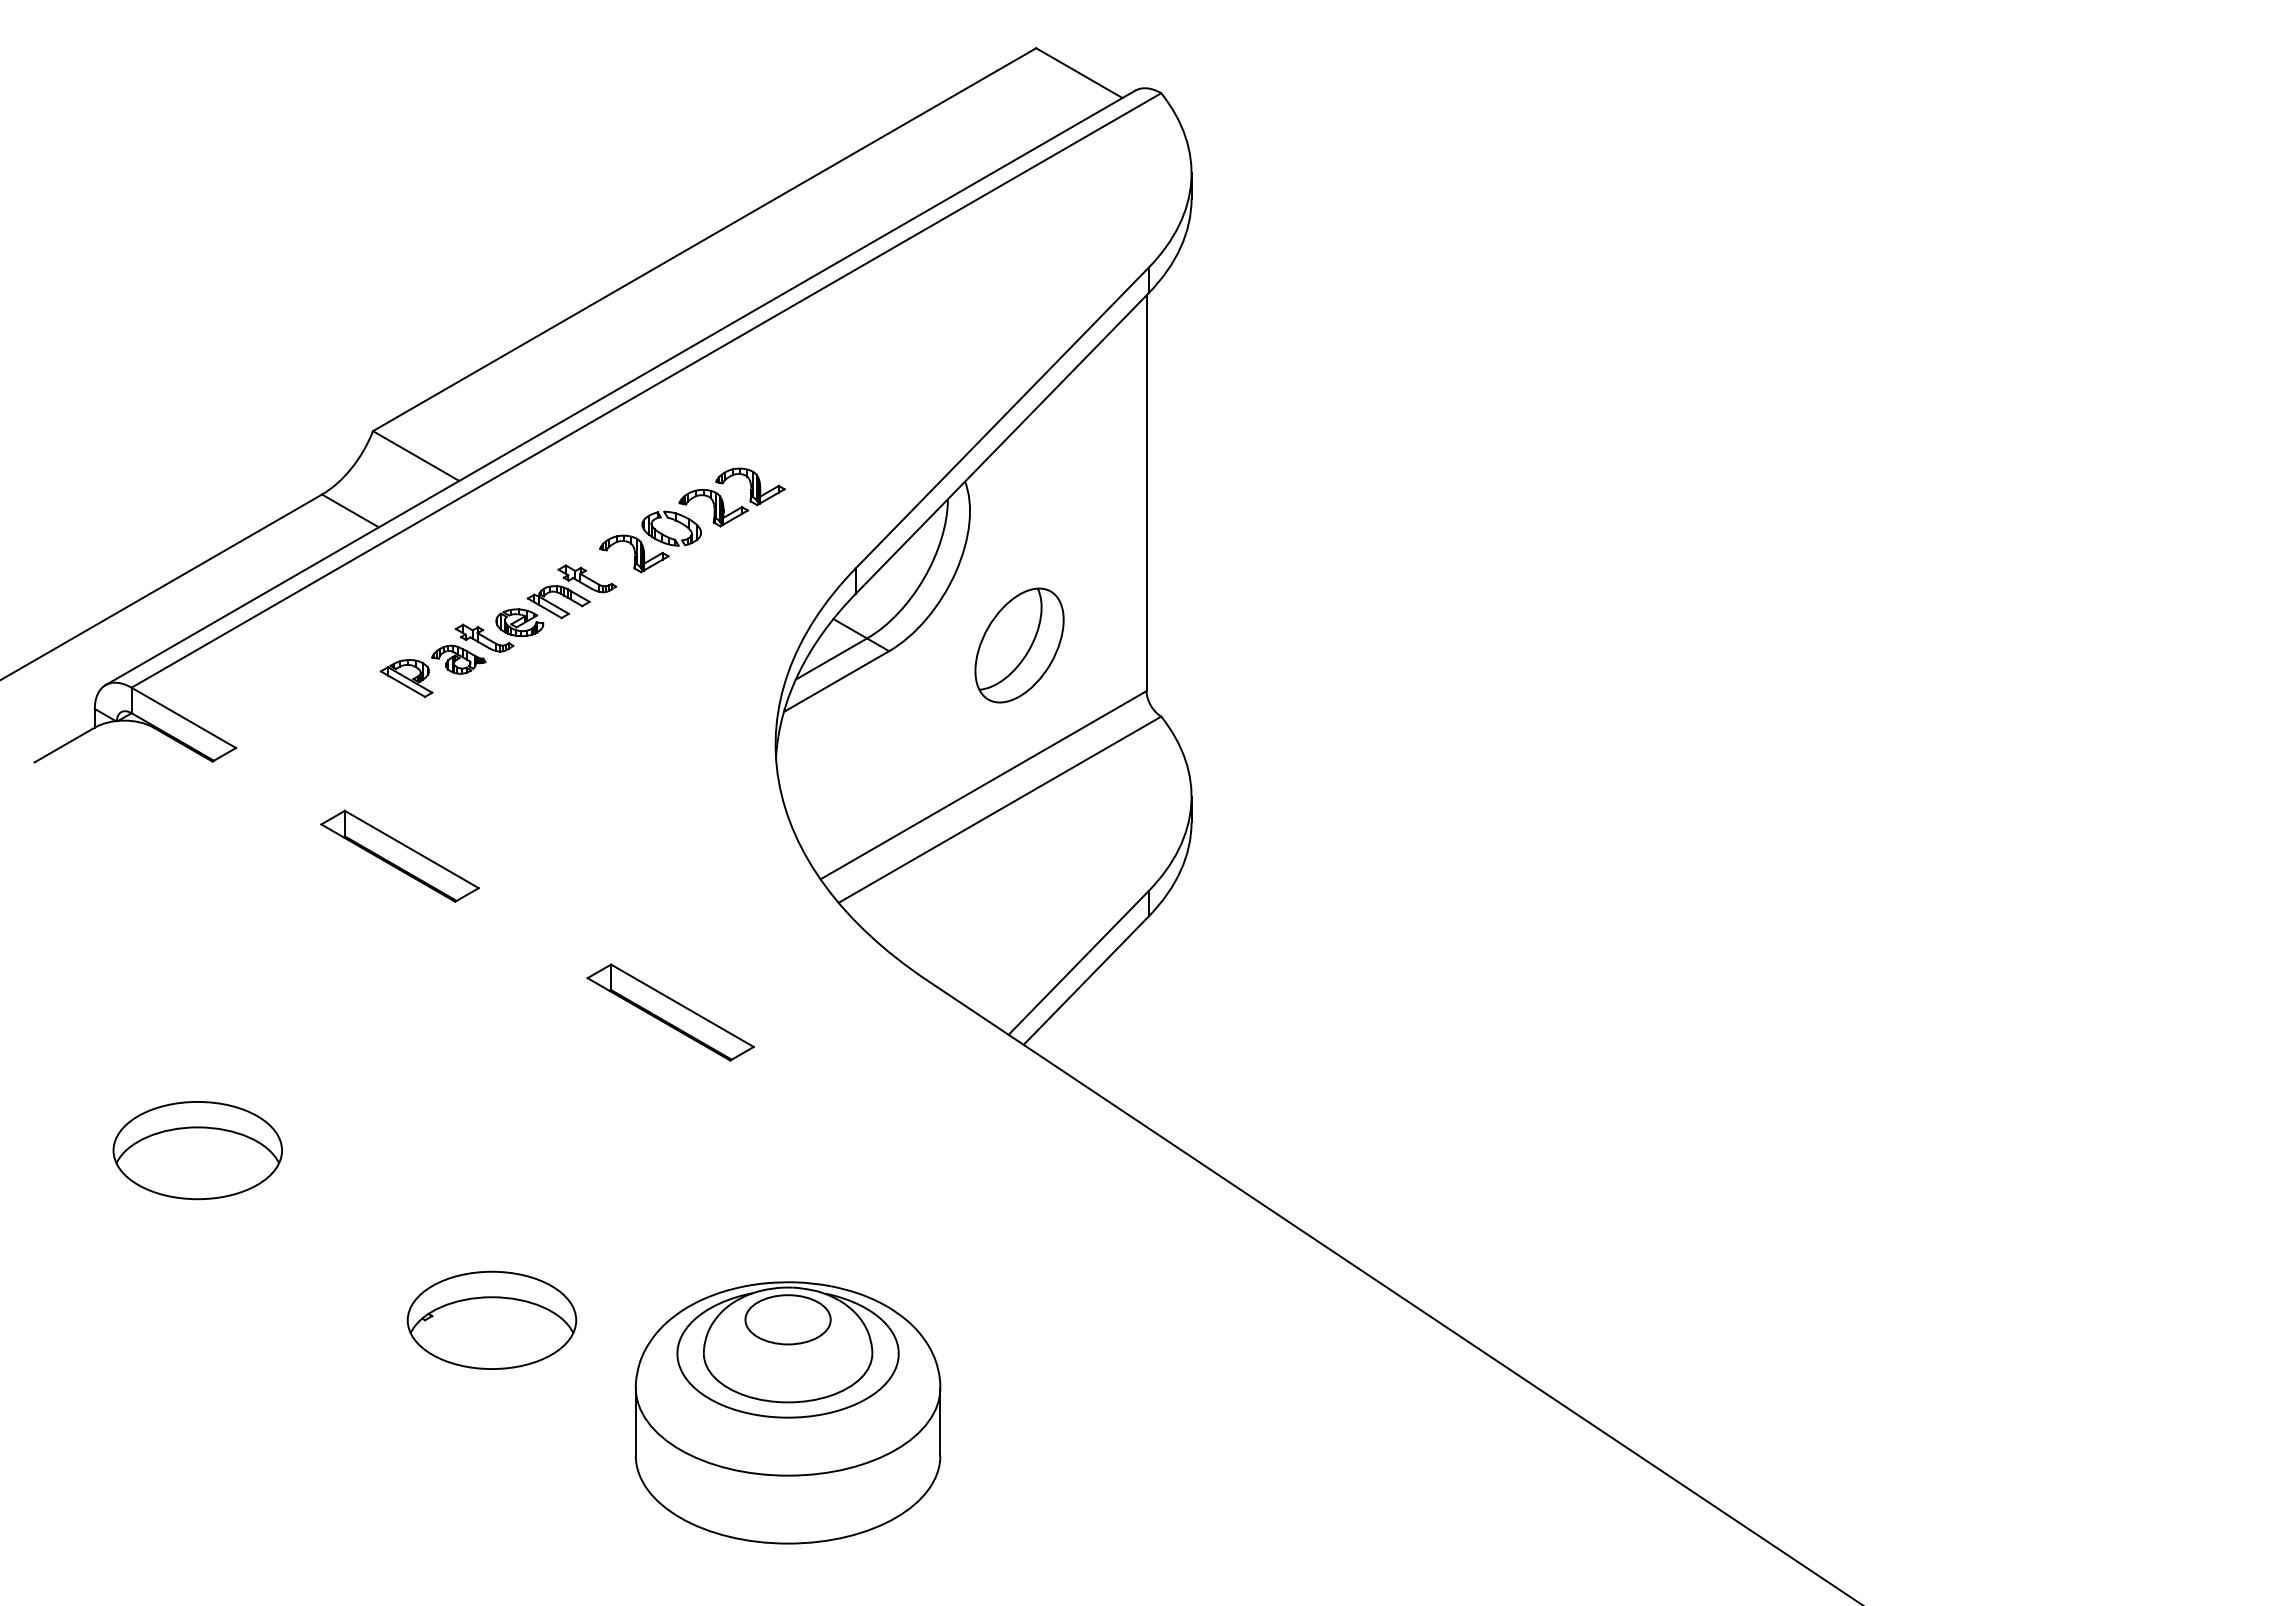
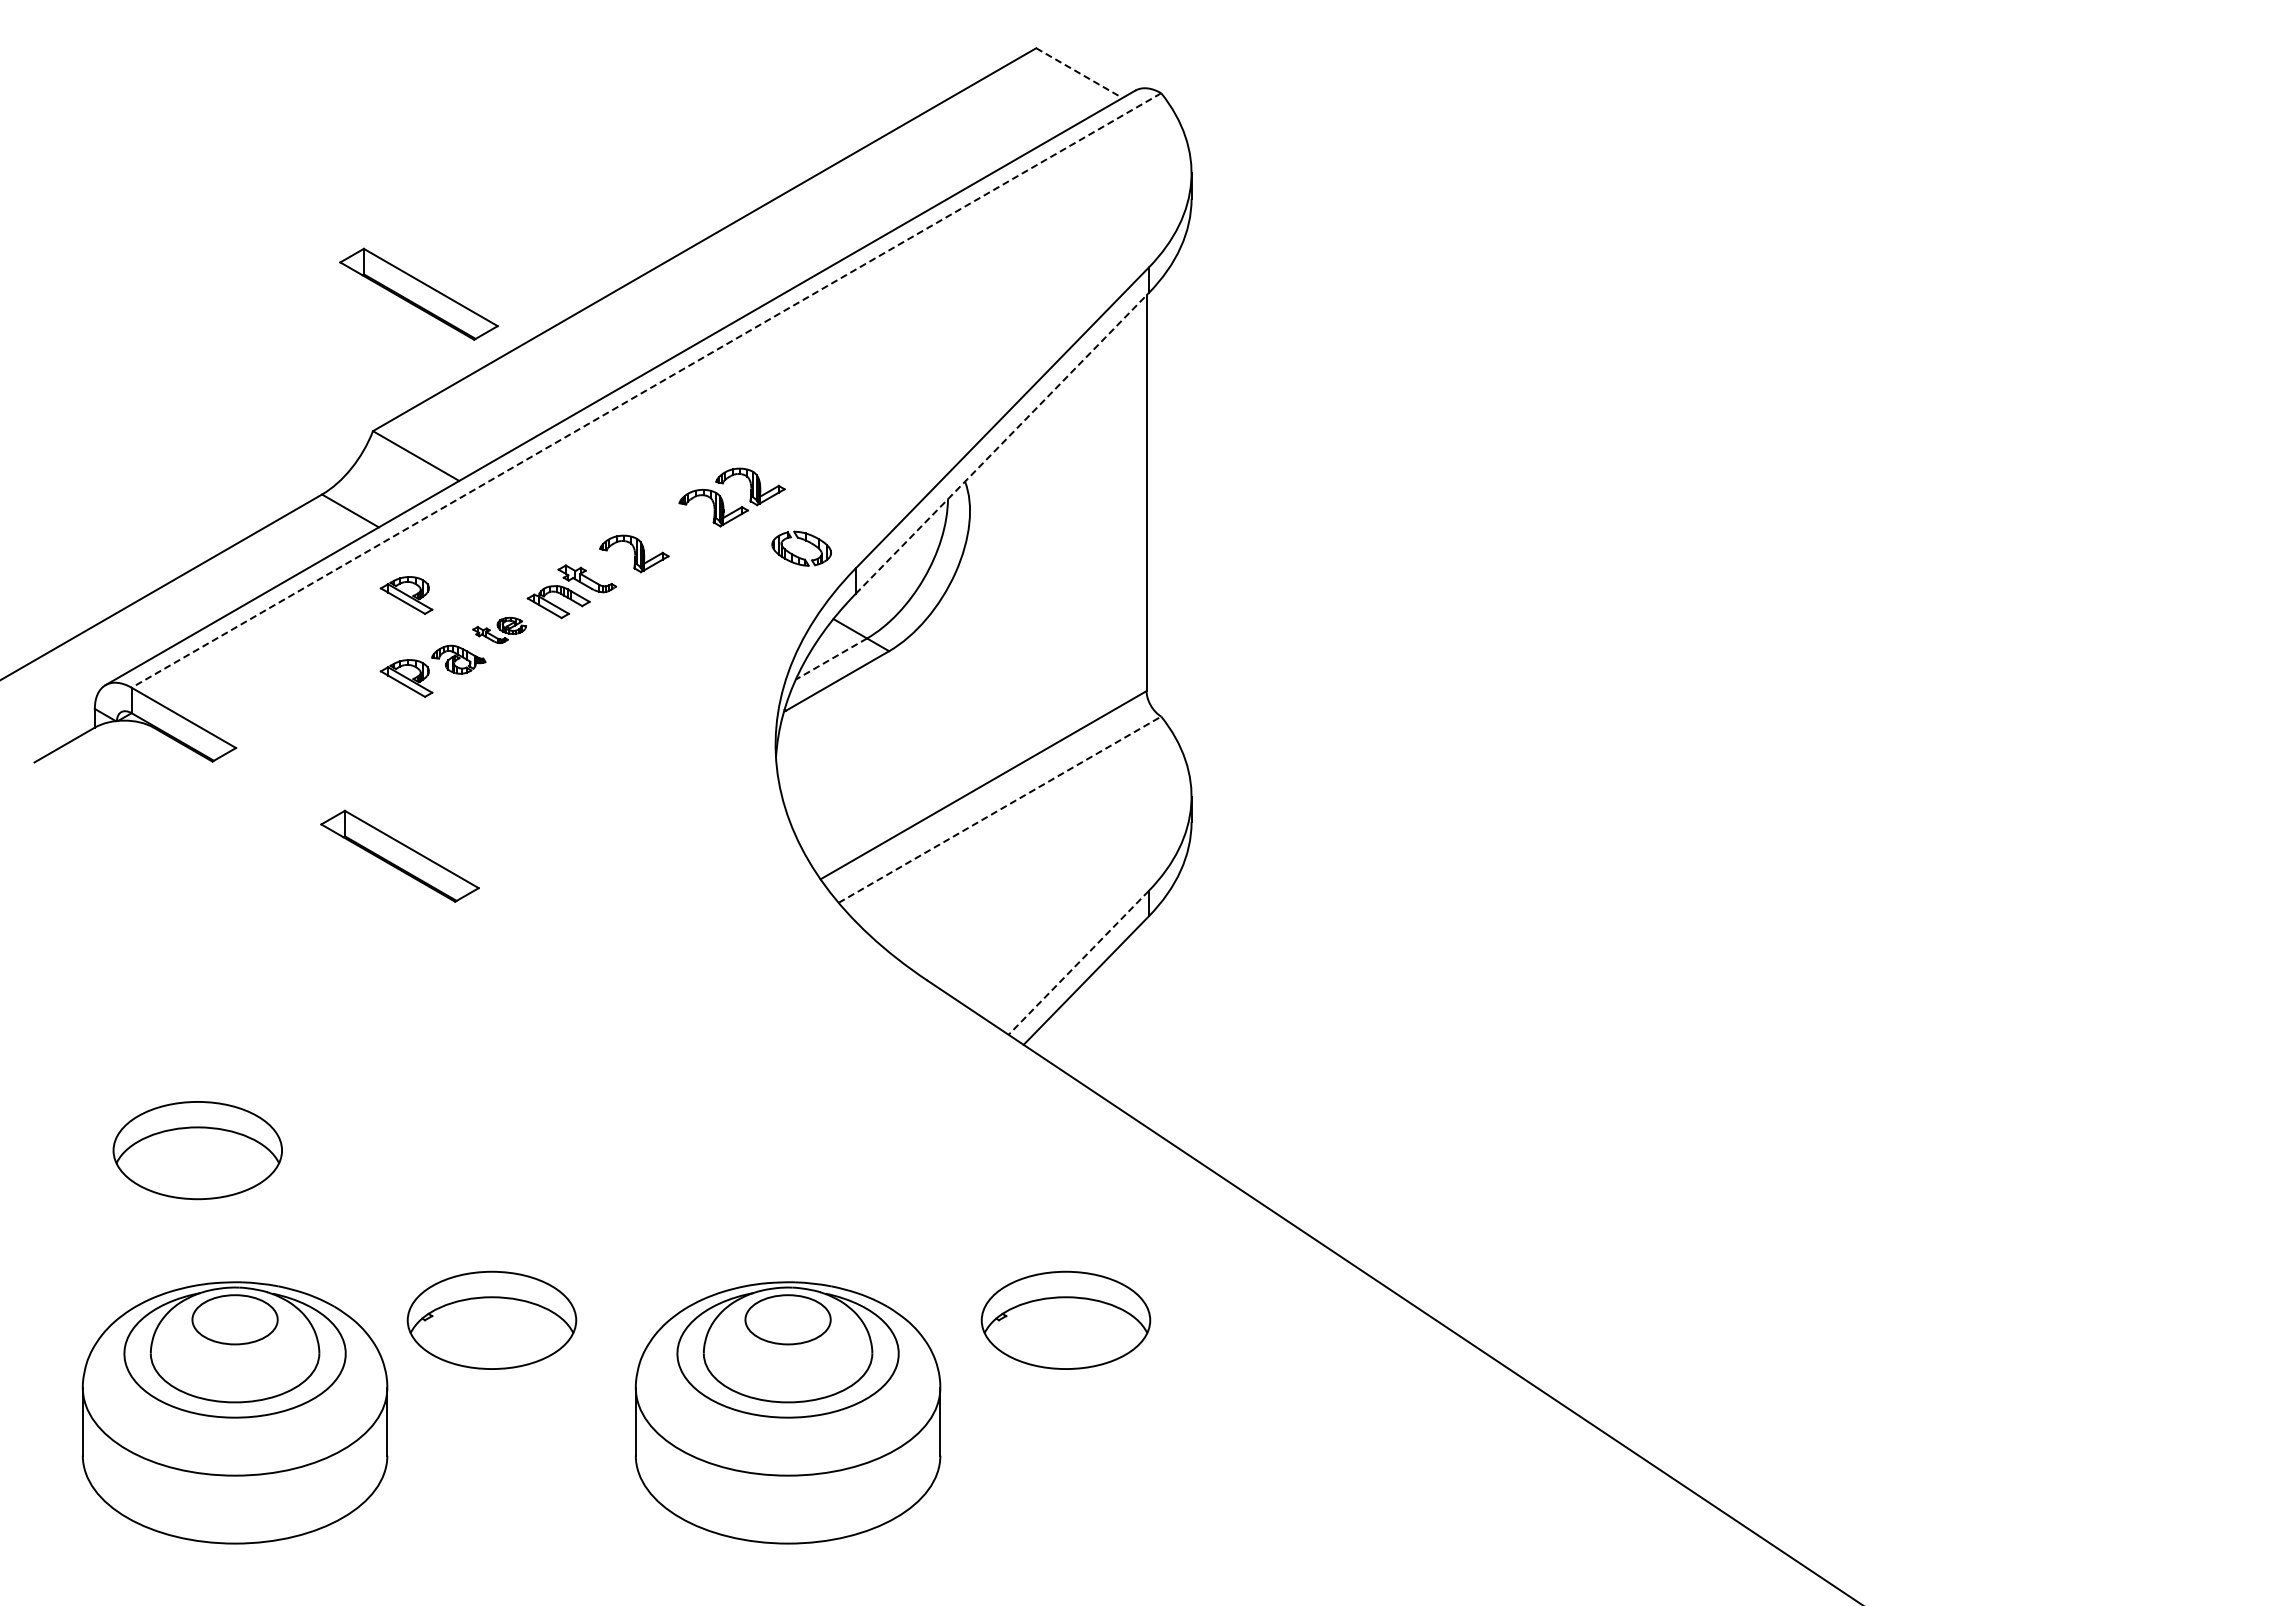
line: solid -> dashed (1079, 73)
part: none -> present (418, 293)
line: solid -> dashed (646, 390)
line: solid -> dashed (1002, 443)
part position: (675, 521) -> (805, 541) (805, 541)
part: none -> present (406, 595)
part size: 91x45 px -> 55x28 px (499, 629)
part: present -> none (1019, 645)
line: solid -> dashed (831, 659)
line: solid -> dashed (1000, 809)
line: solid -> dashed (1078, 963)
part: present -> none (670, 1012)
part: none -> present (1065, 1319)
part: none -> present (234, 1412)
